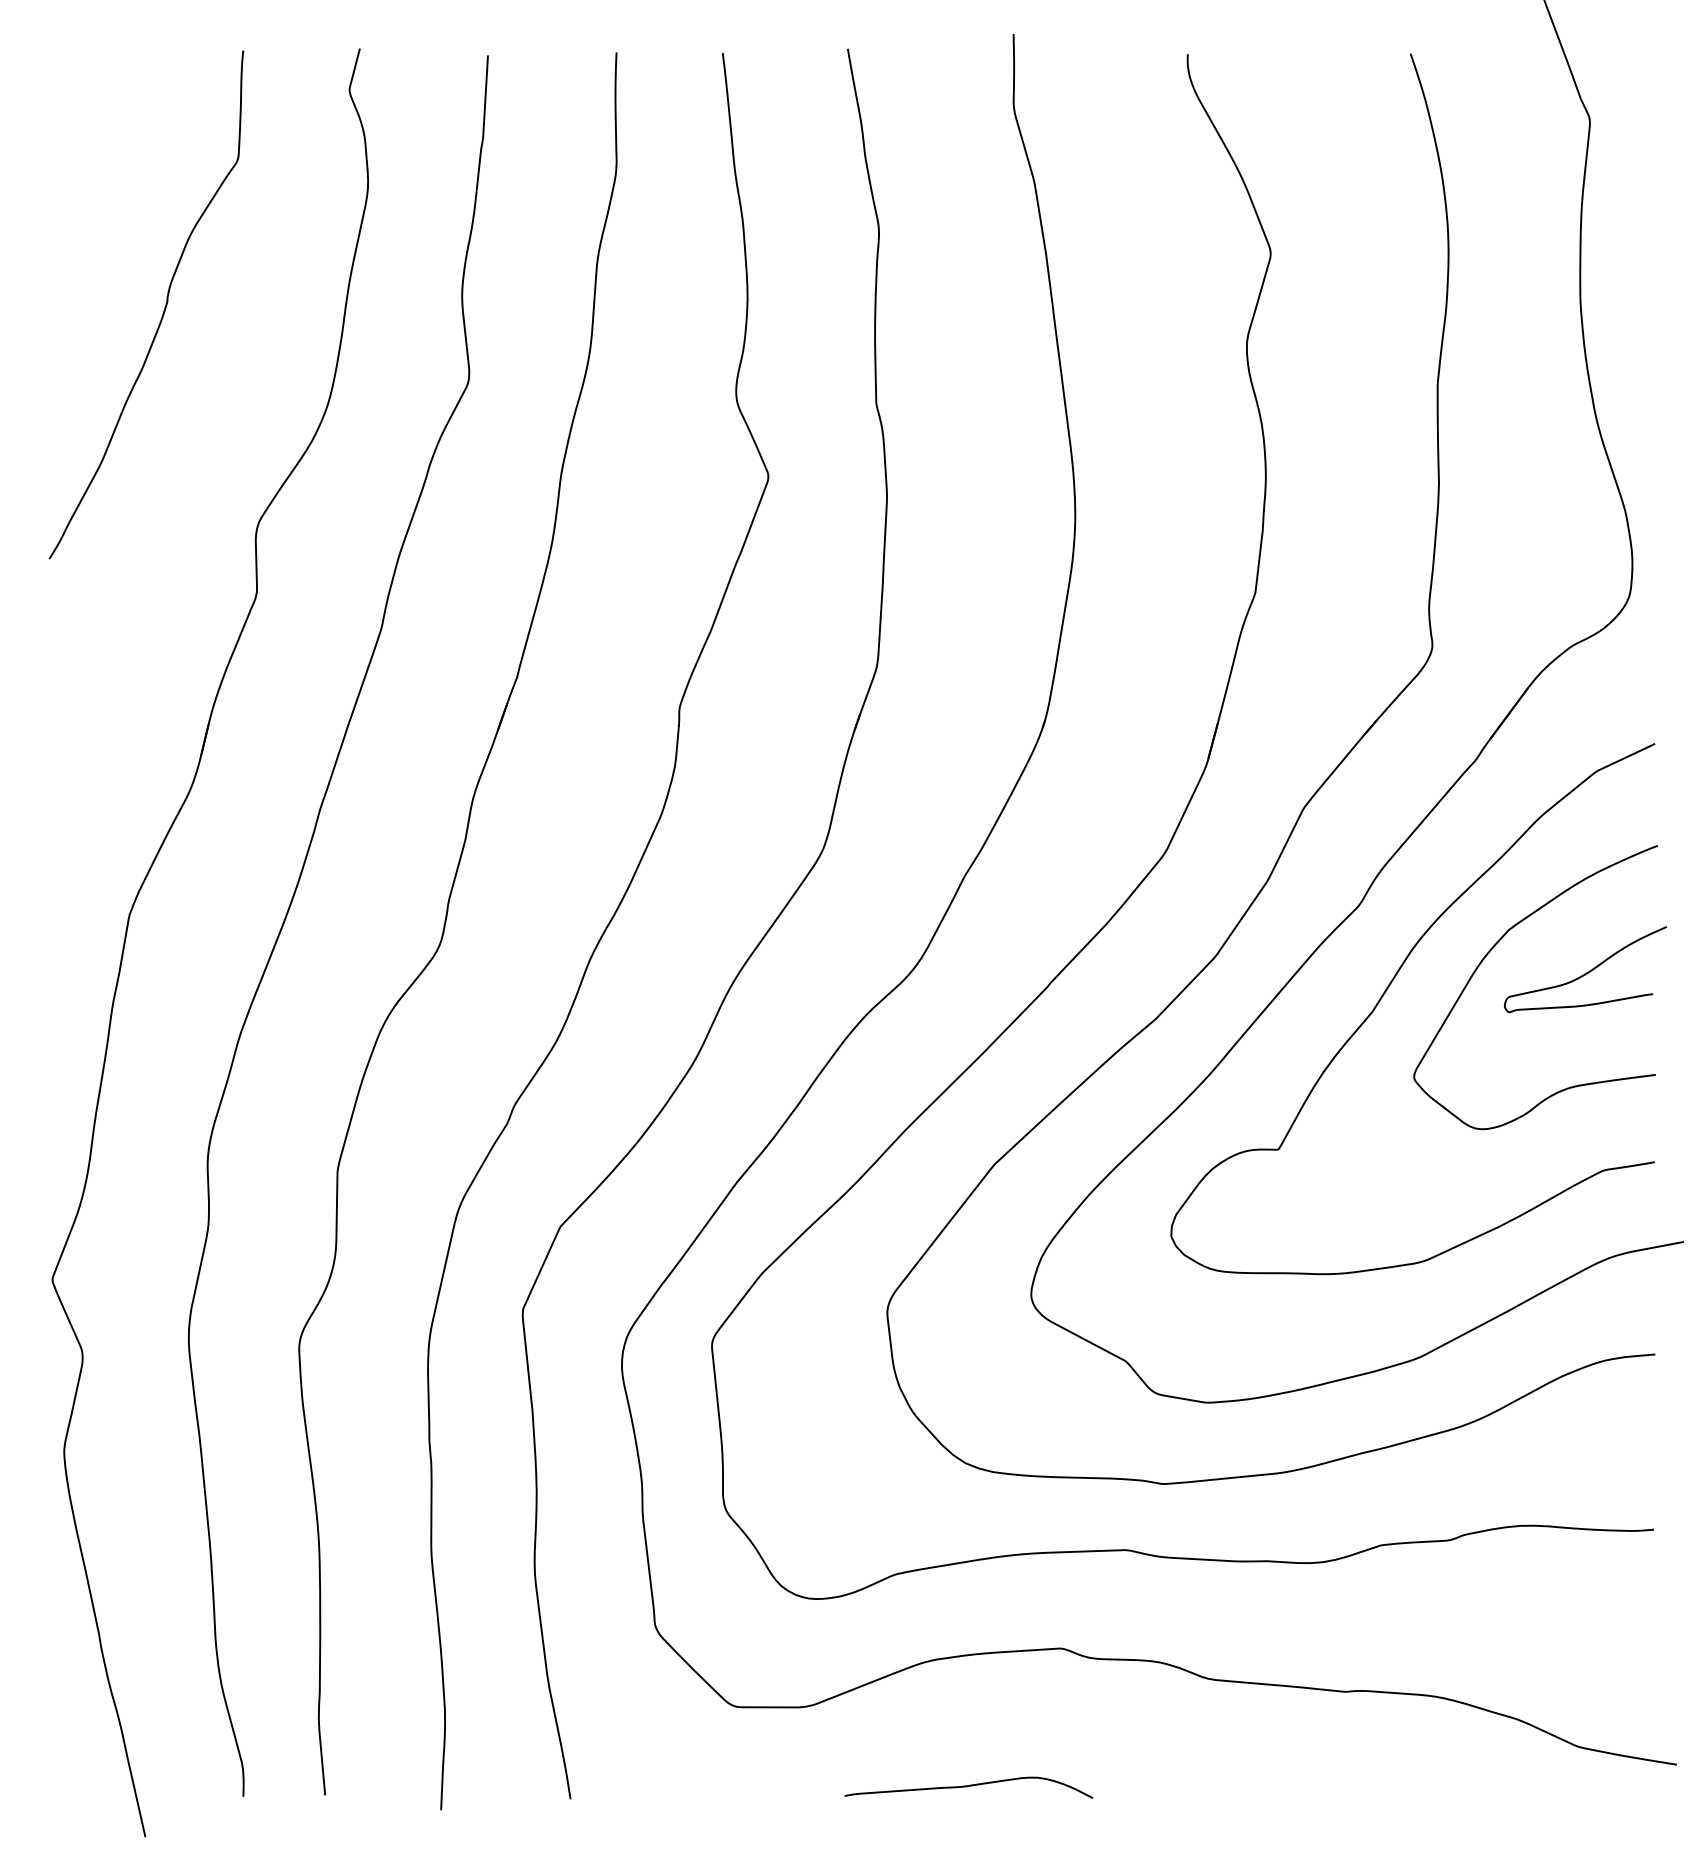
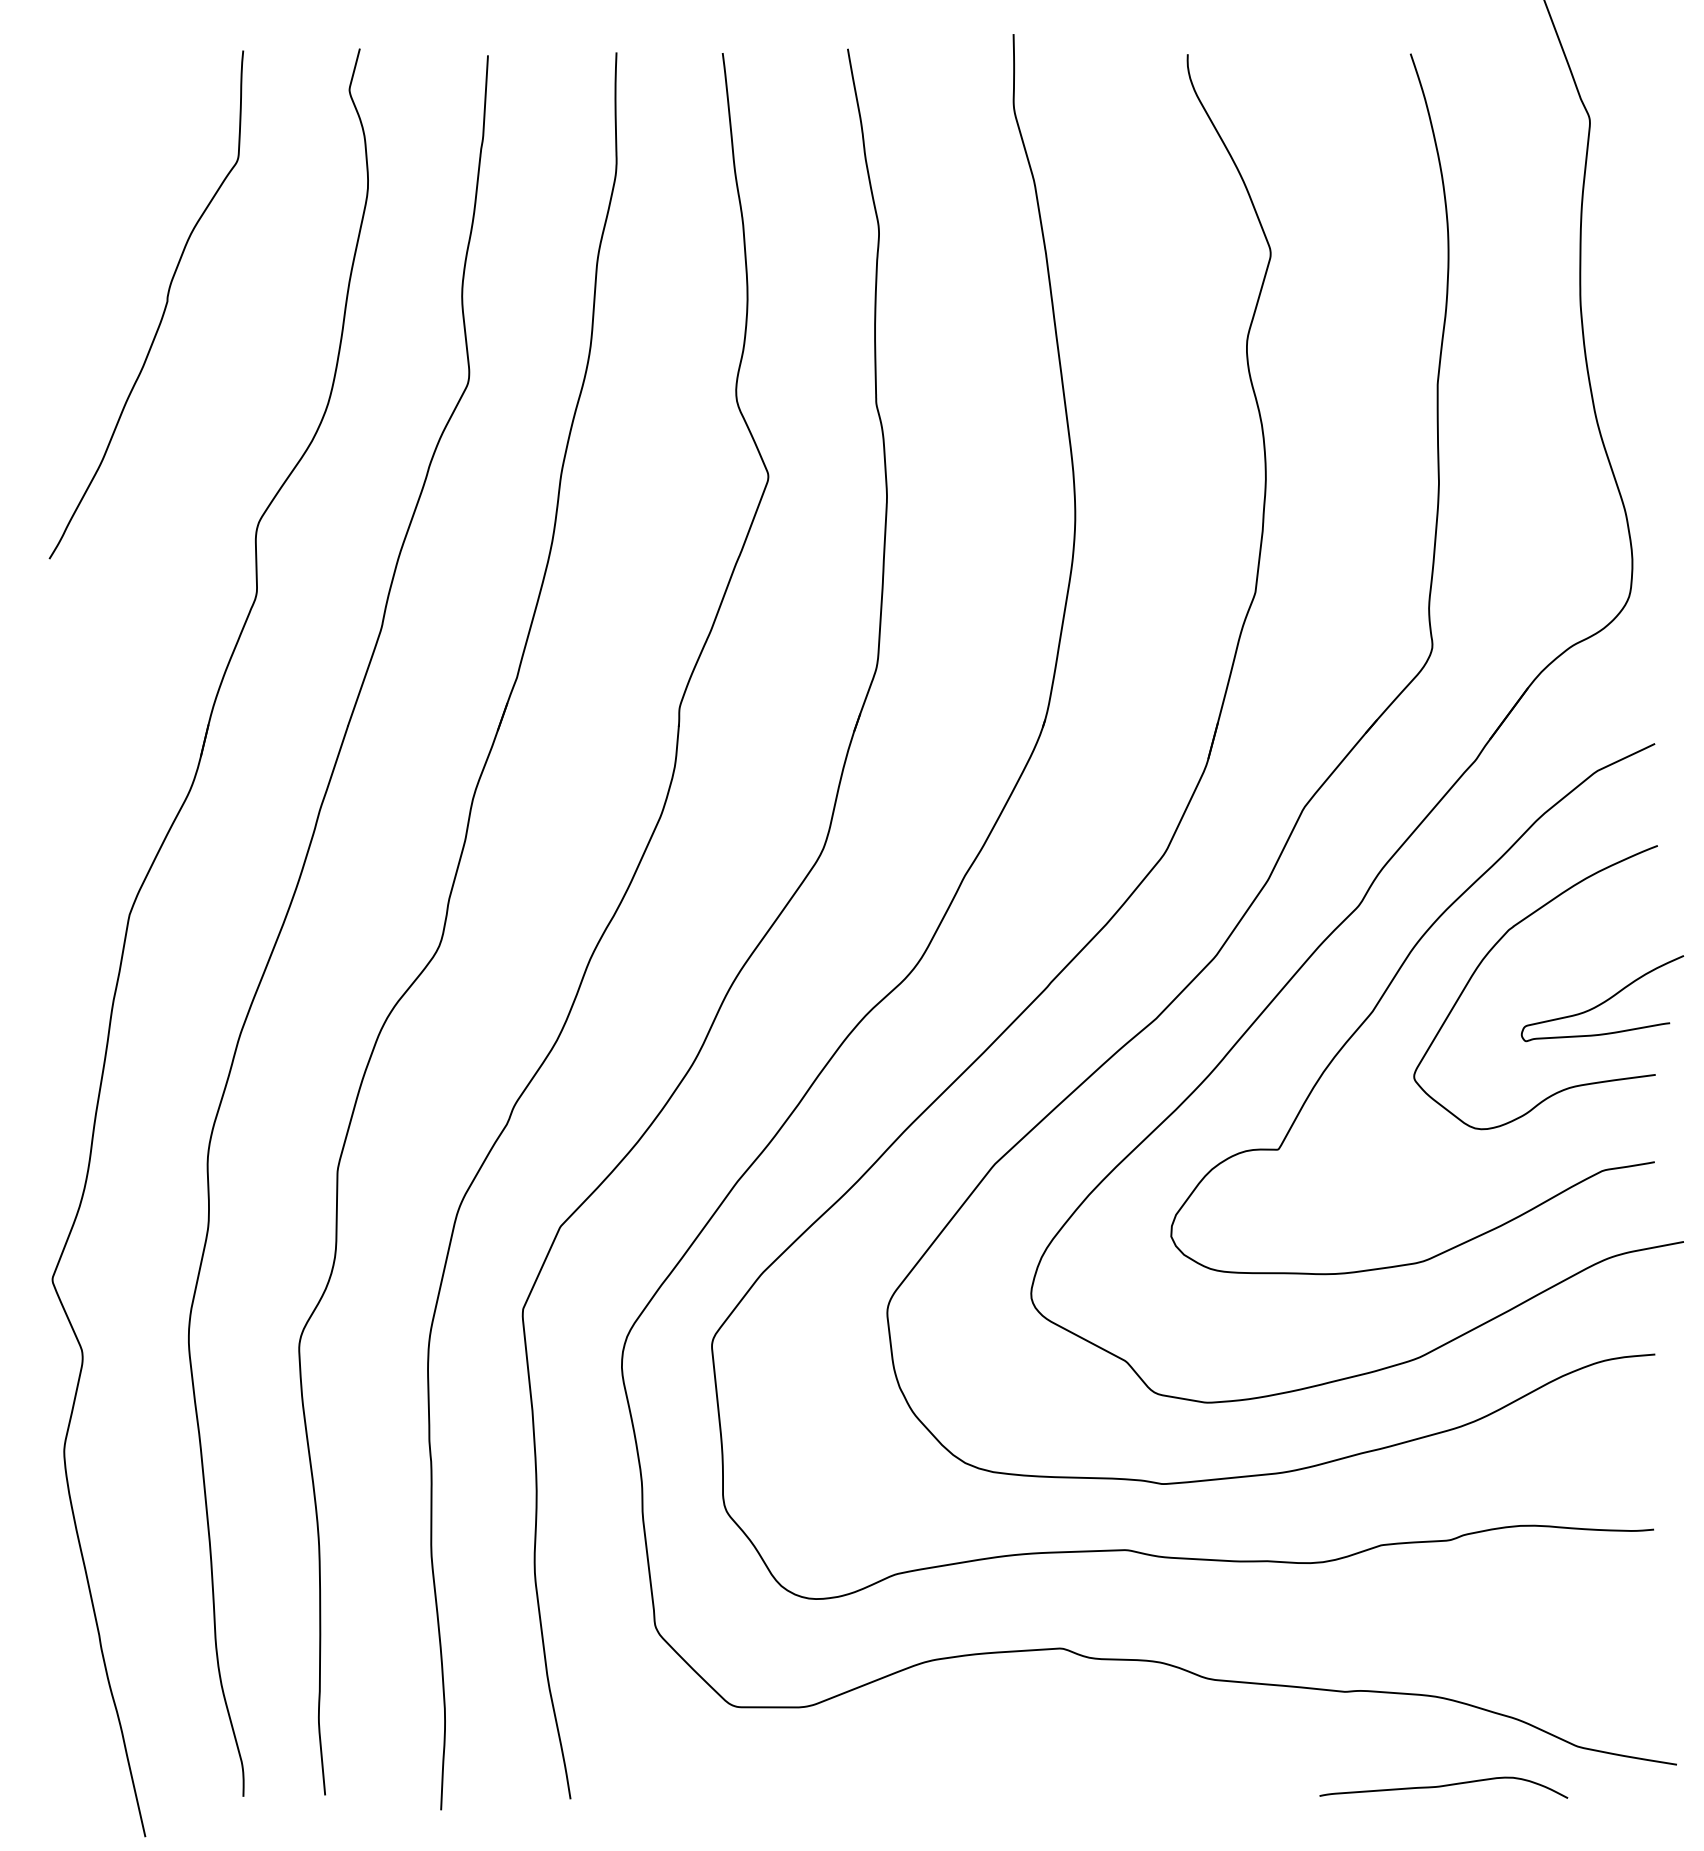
curve position: (1587, 971) -> (1604, 1000) (1604, 1000)
curve position: (968, 1786) -> (1443, 1786) (1443, 1786)
